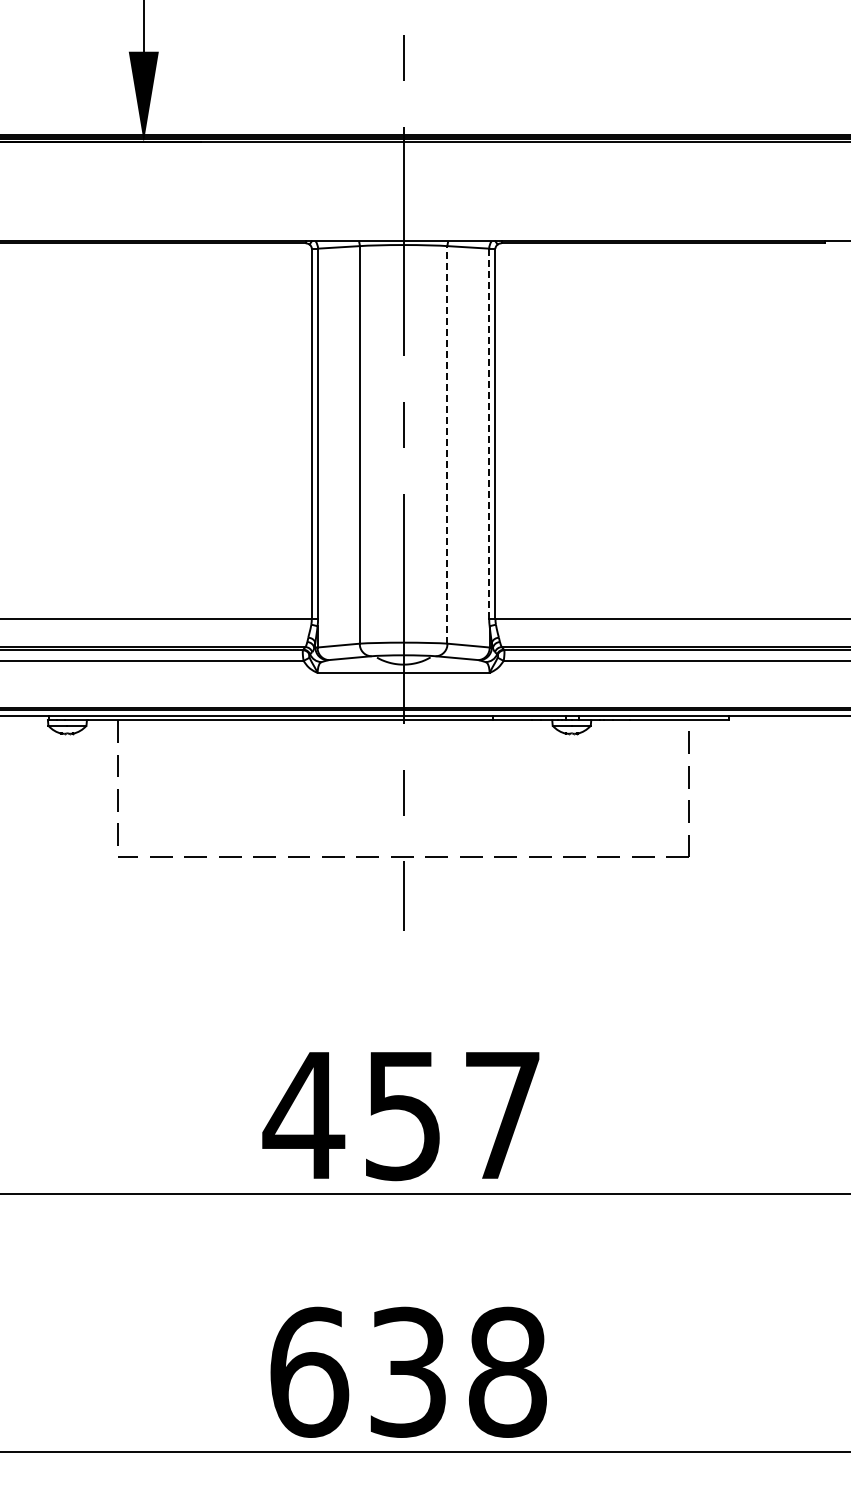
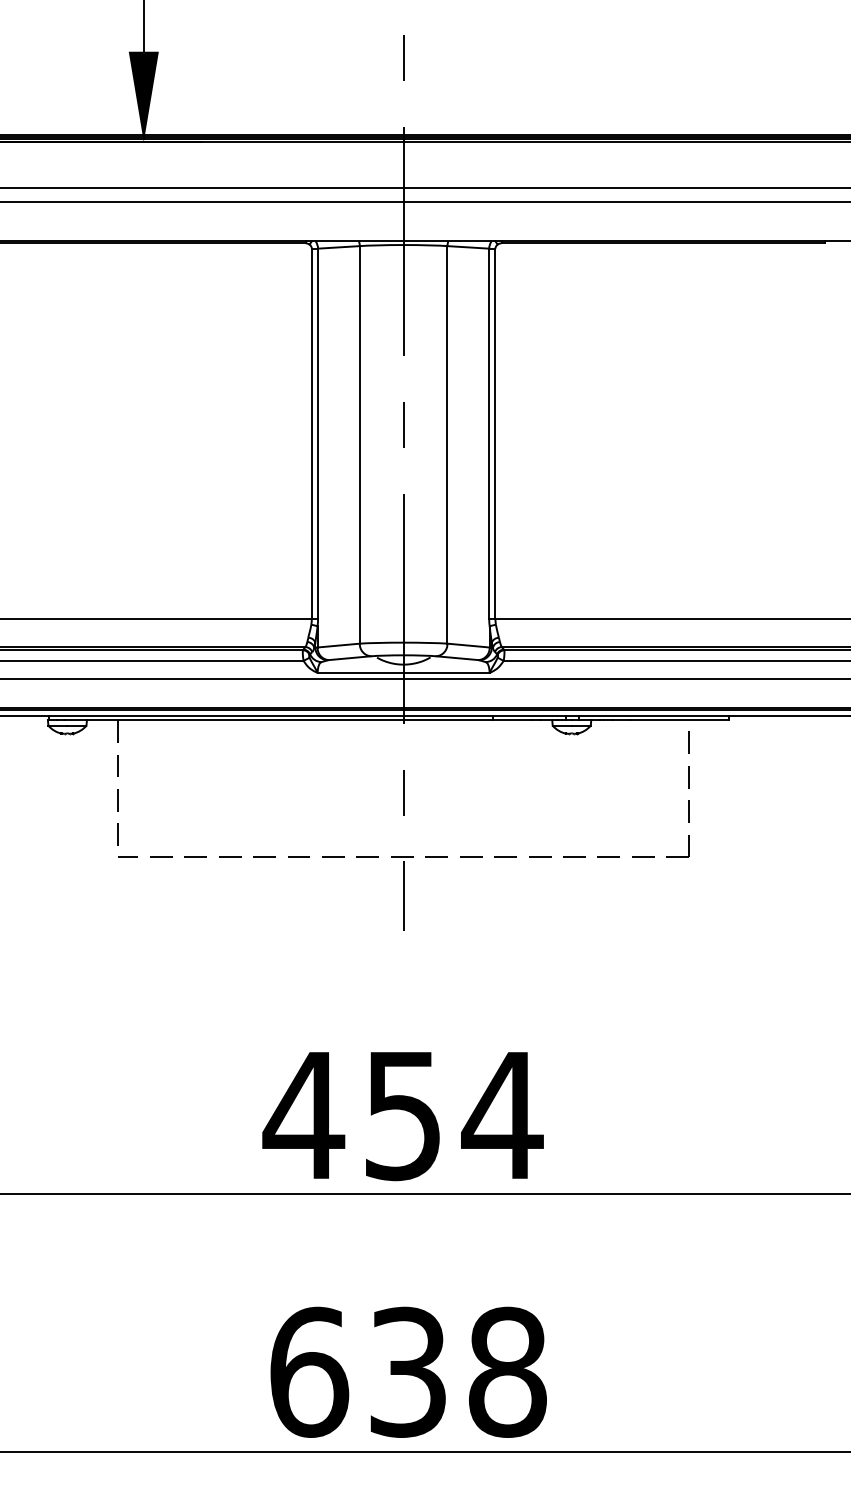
line: none -> present (424, 187)
line: none -> present (424, 202)
line: dashed -> solid (489, 433)
line: dashed -> solid (447, 444)
line: none -> present (424, 678)
text: 457 -> 454 (502, 1115)
